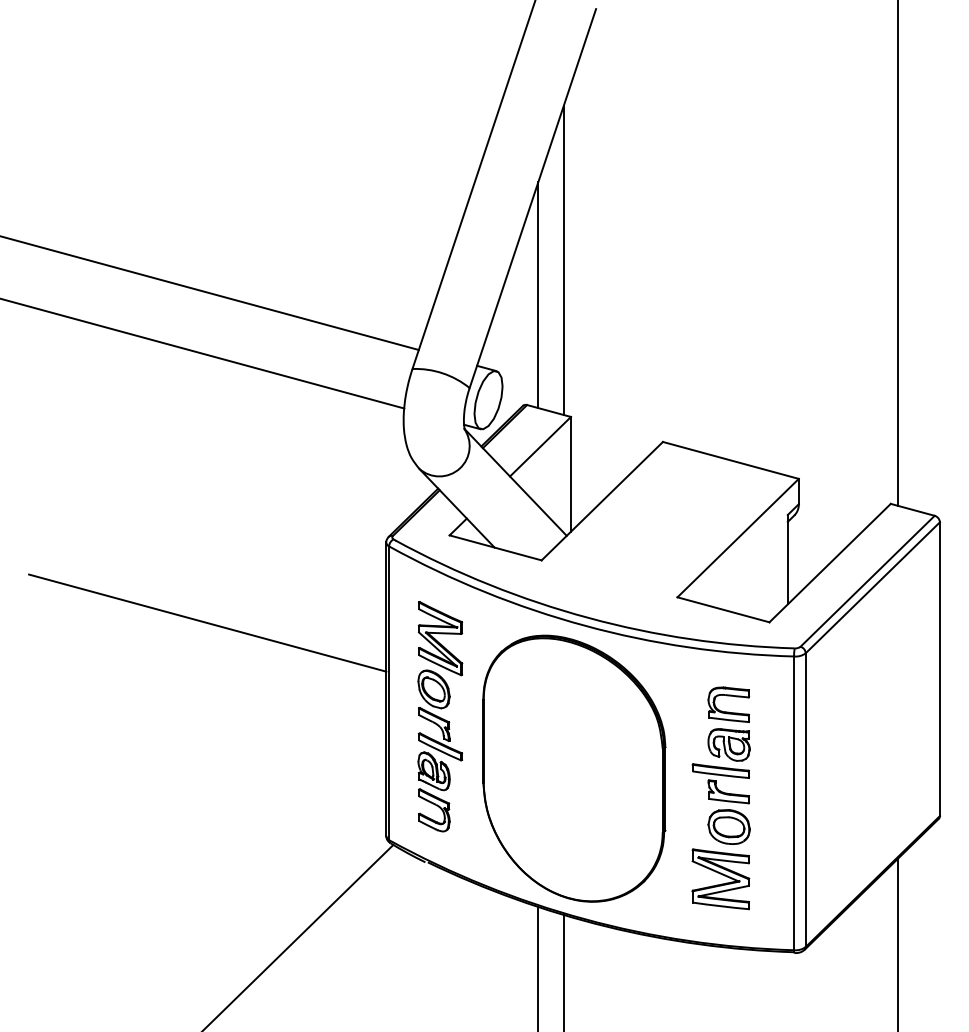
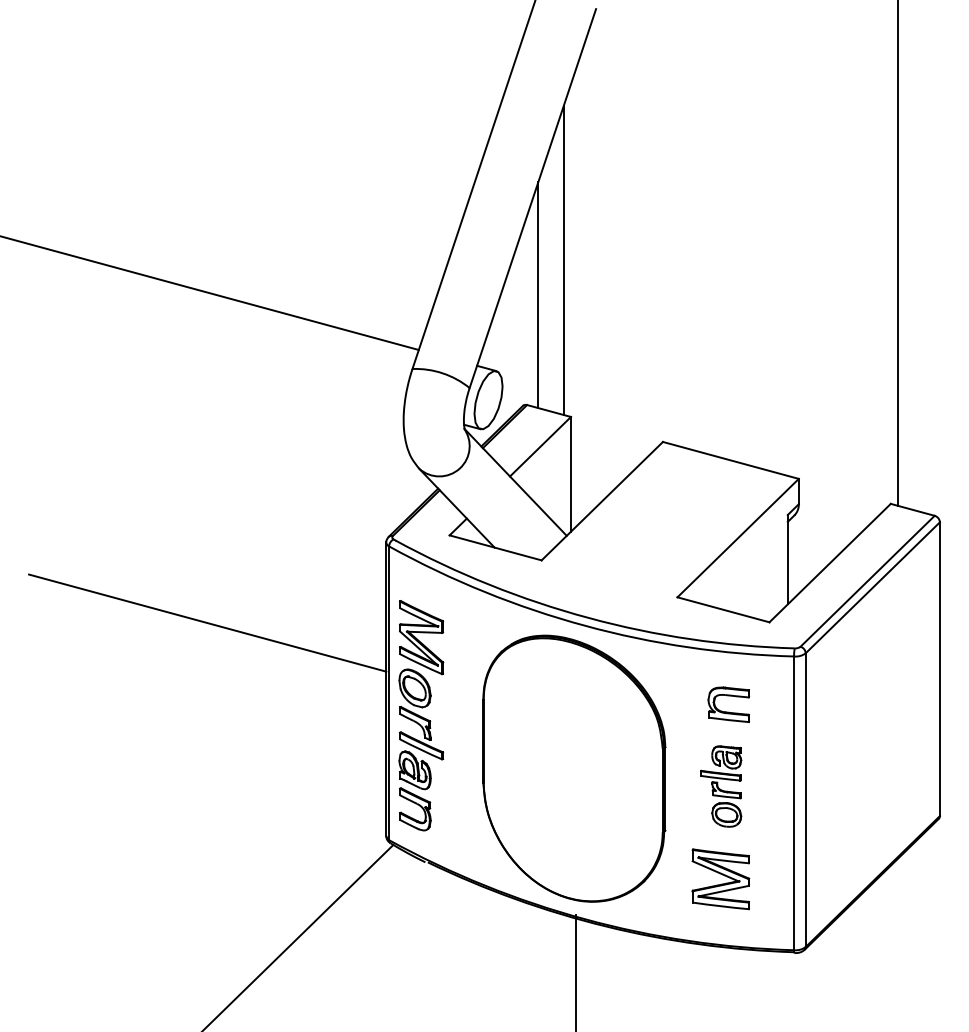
line: present -> none (203, 353)
part position: (440, 716) -> (421, 715) (421, 715)
part size: 60x117 px -> 43x83 px (721, 786)
line: present -> none (898, 943)
line: present -> none (538, 967)
line position: (563, 971) -> (575, 971) (575, 971)
